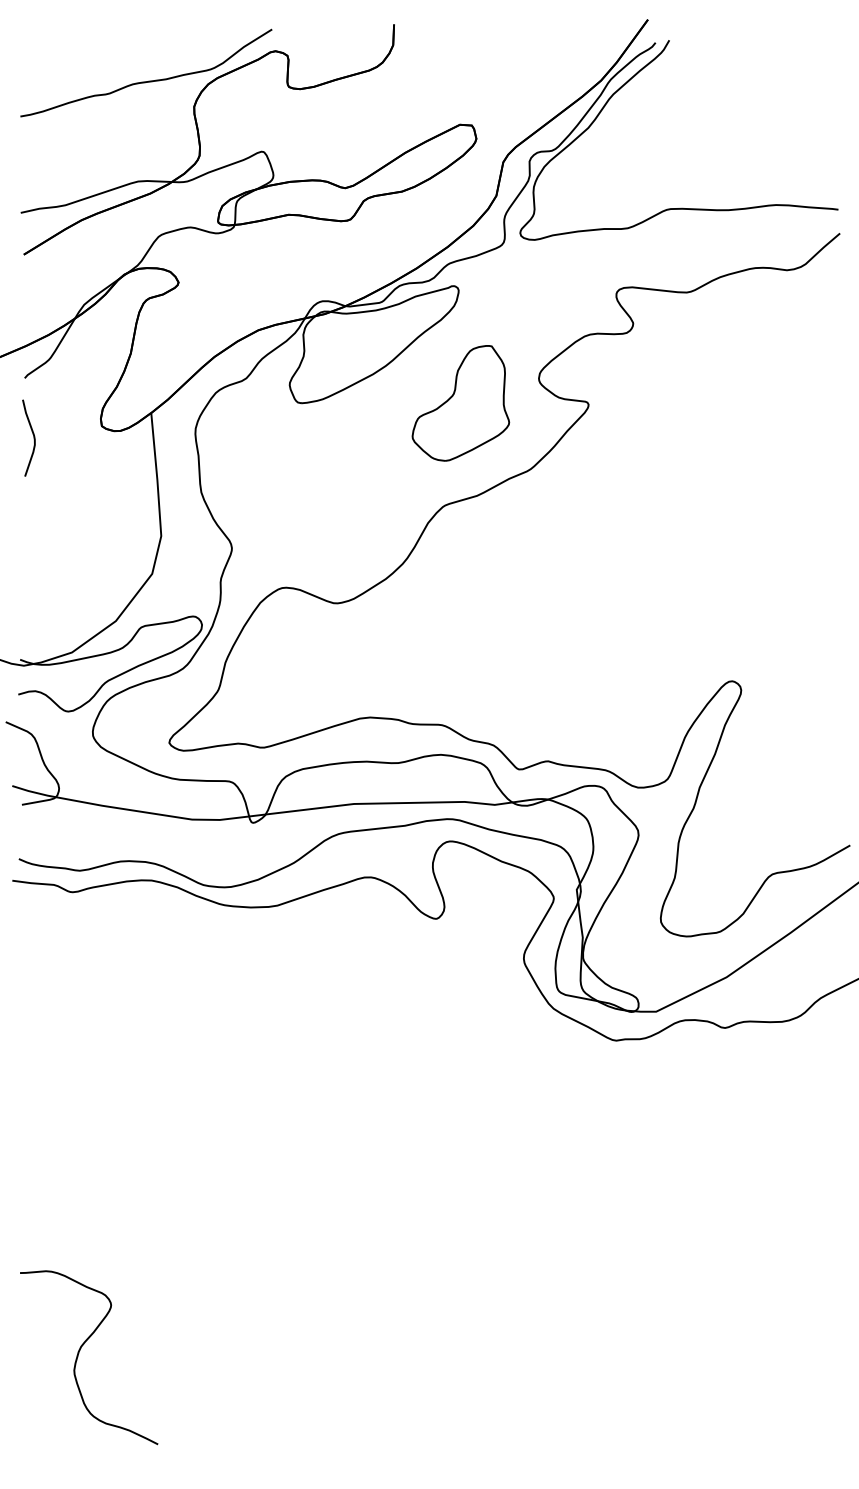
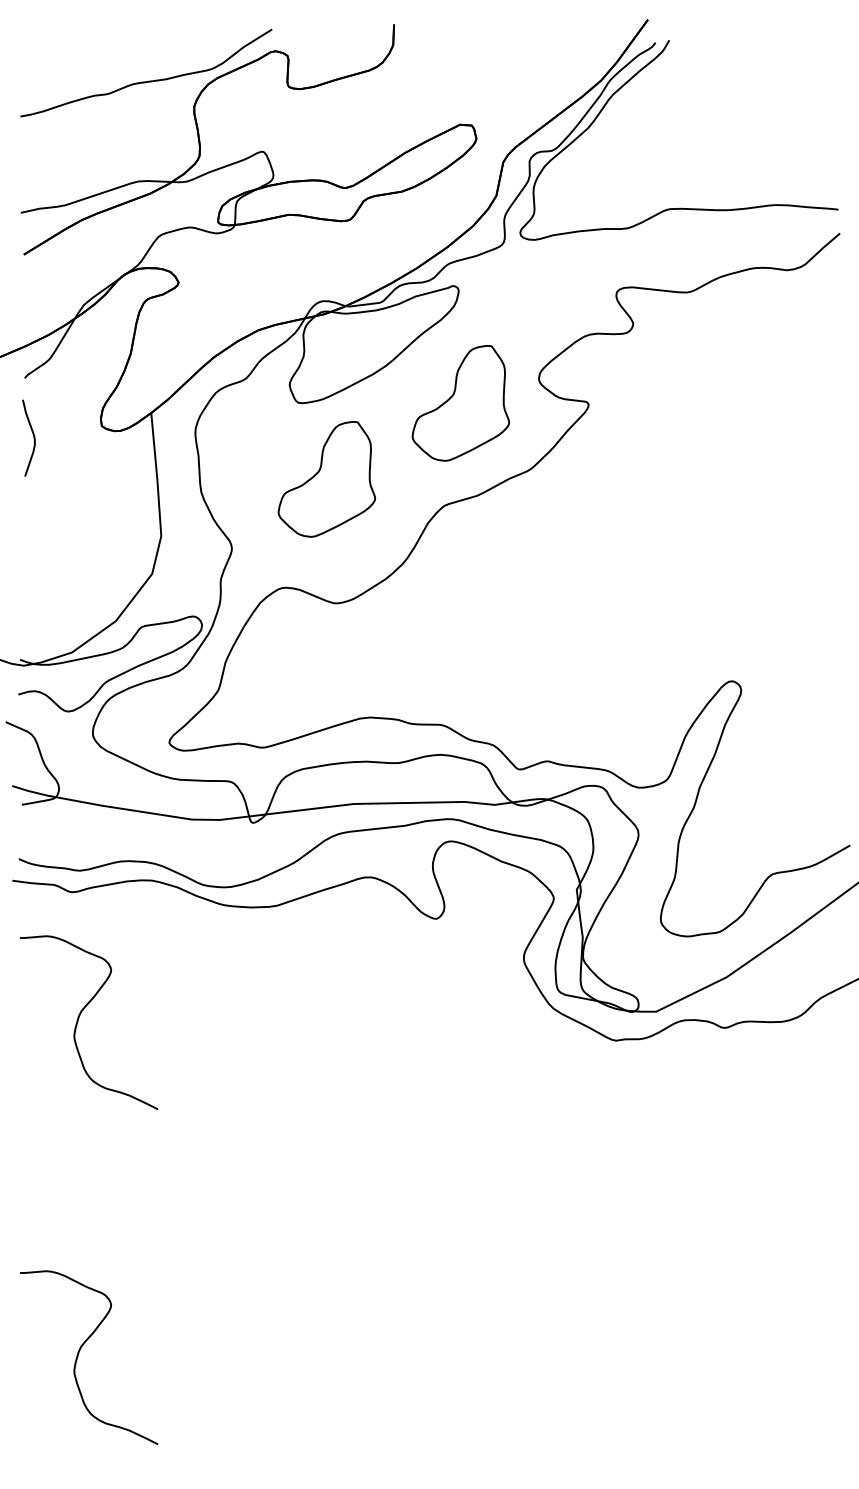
part: none -> present (326, 479)
curve: none -> present (79, 1018)
